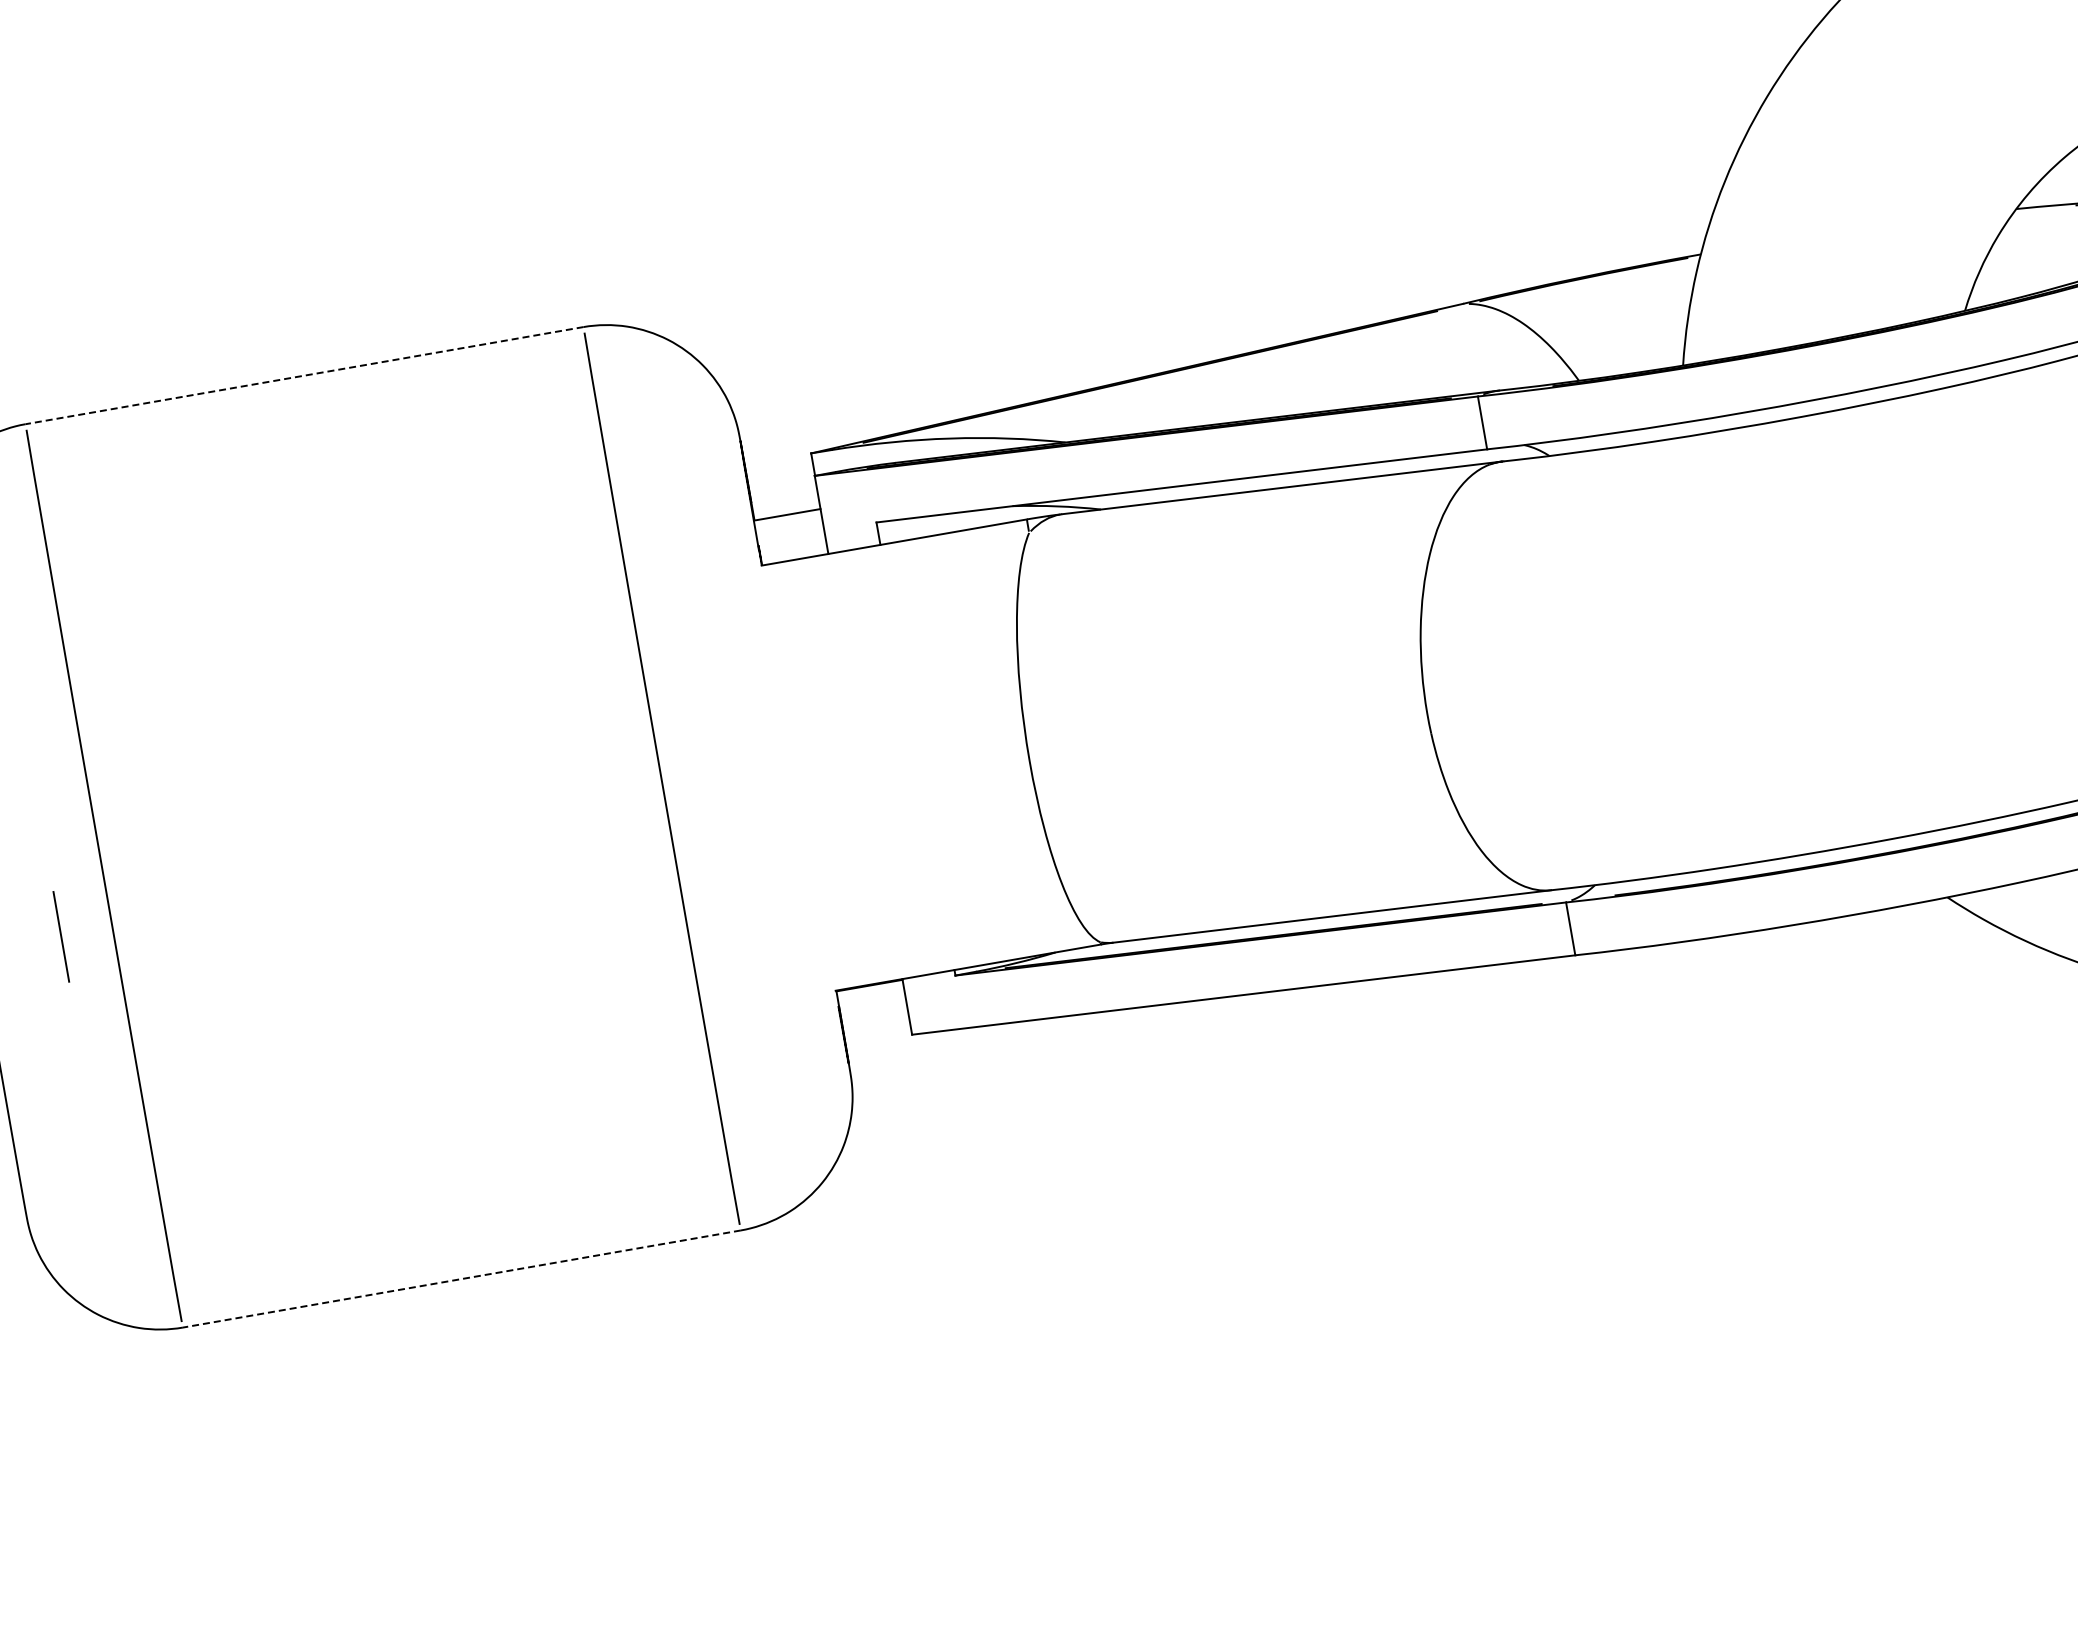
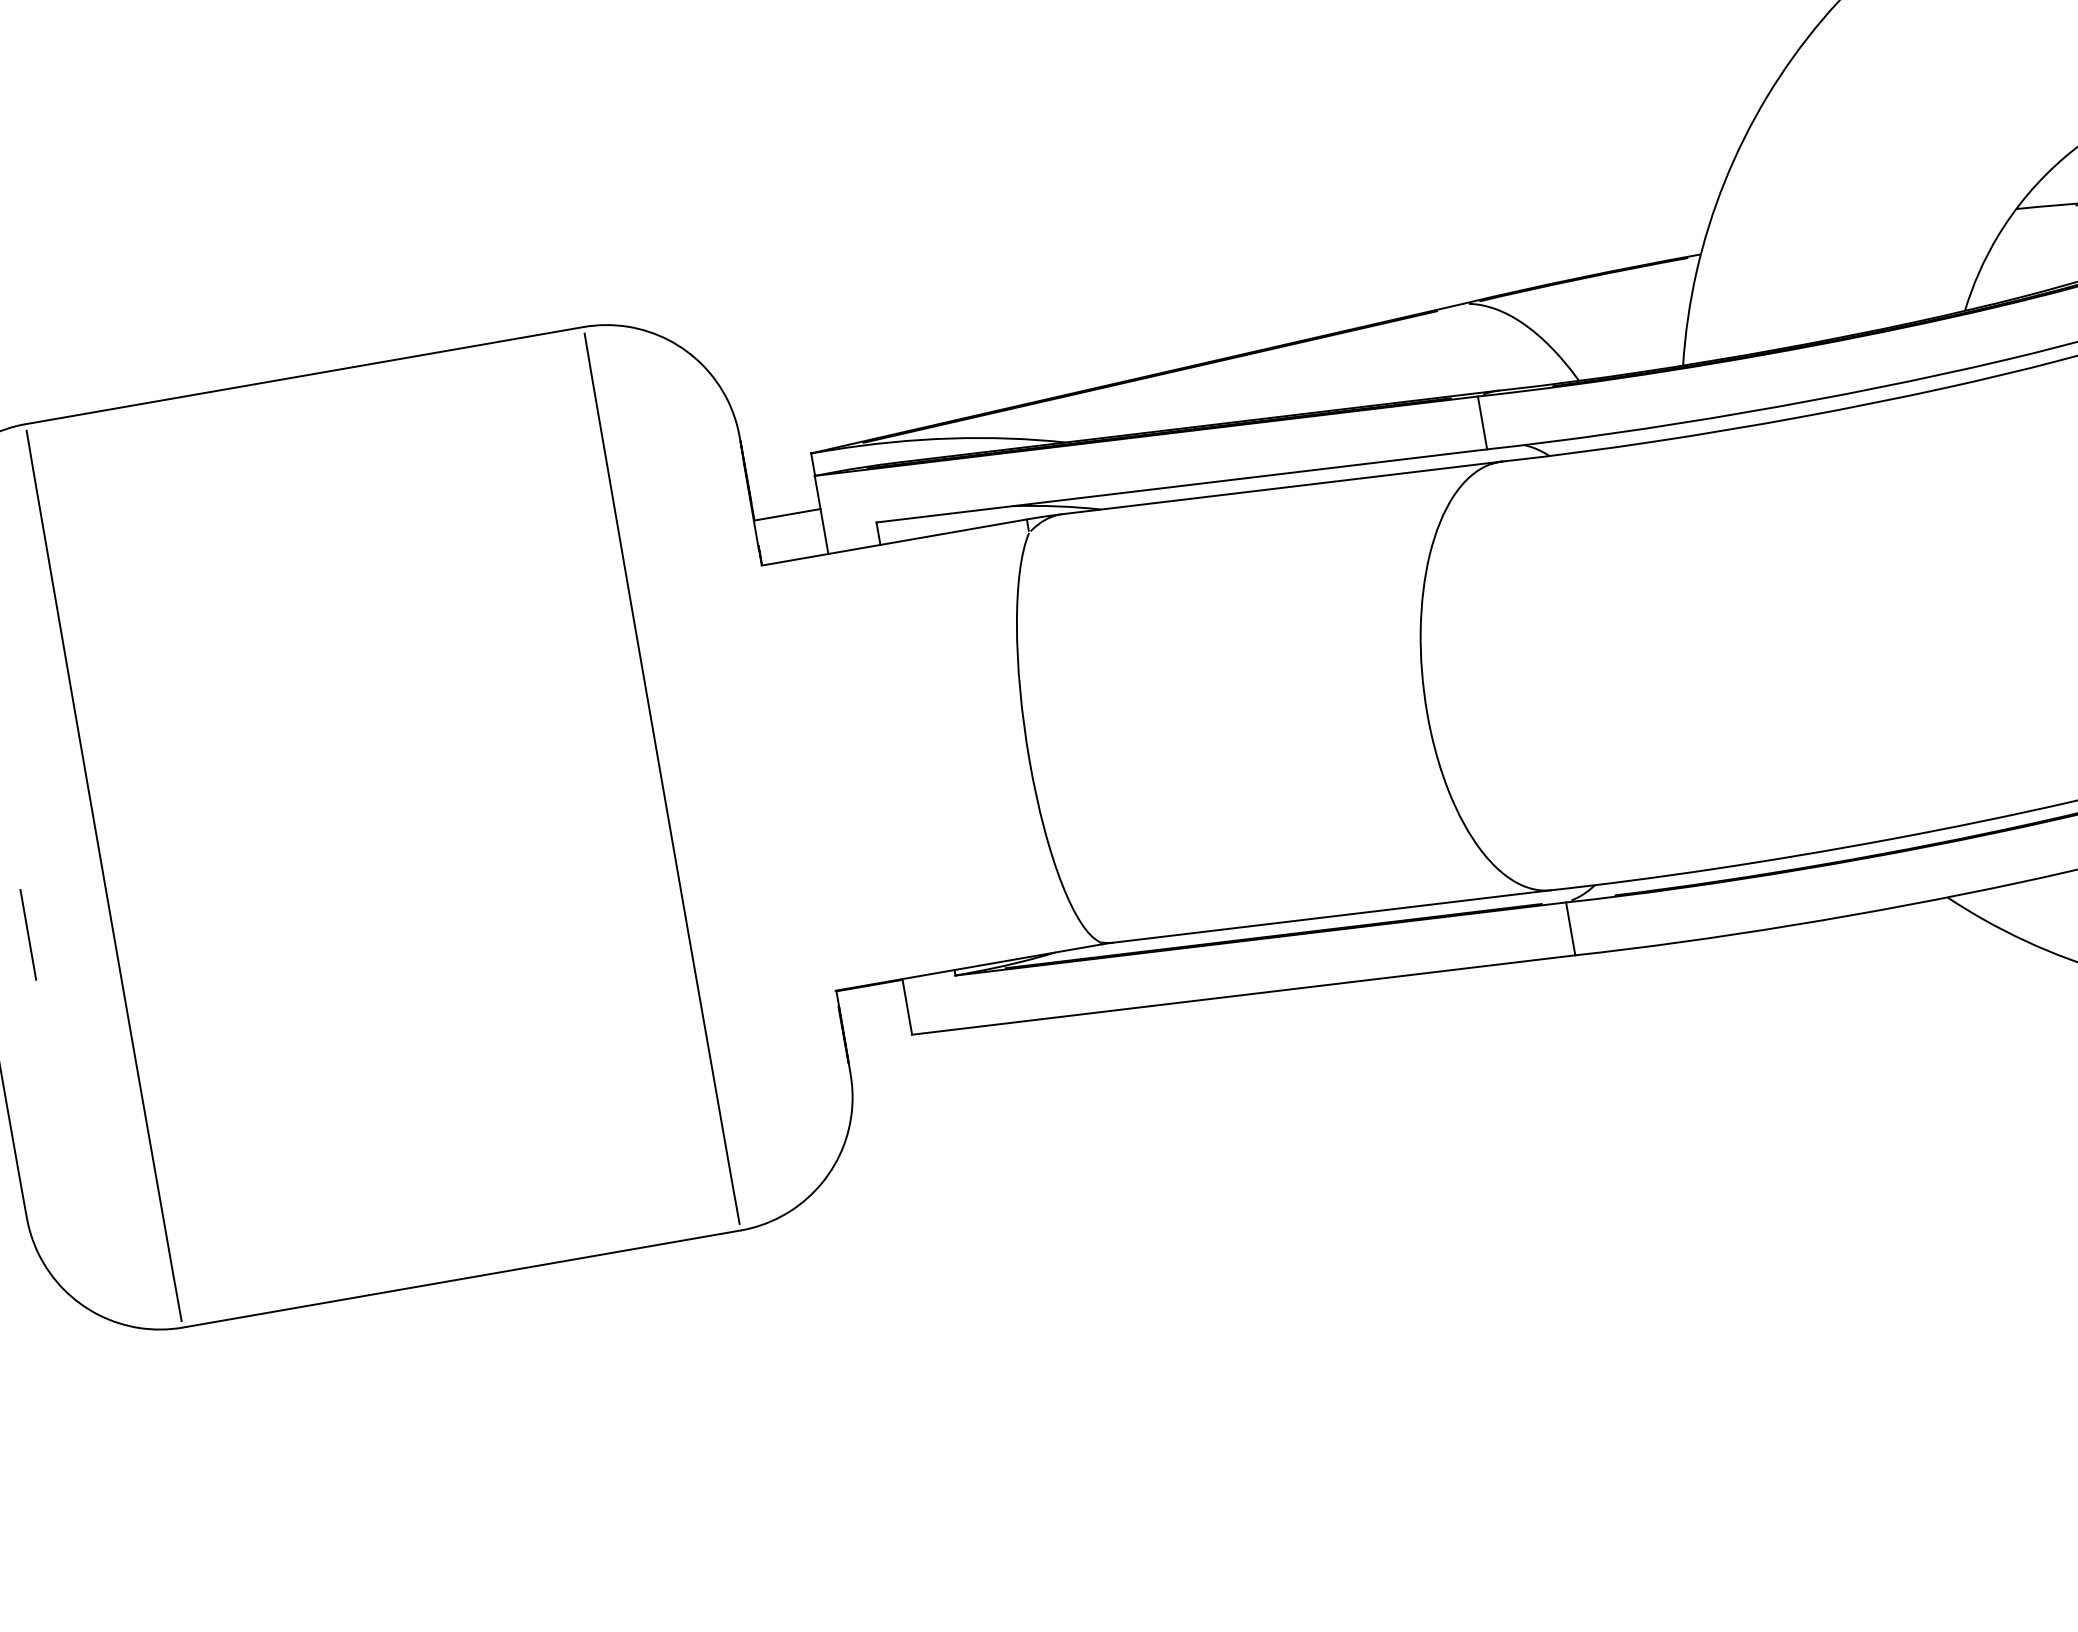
line: dashed -> solid (304, 375)
line position: (61, 936) -> (28, 934) (28, 934)
line: dashed -> solid (461, 1279)
